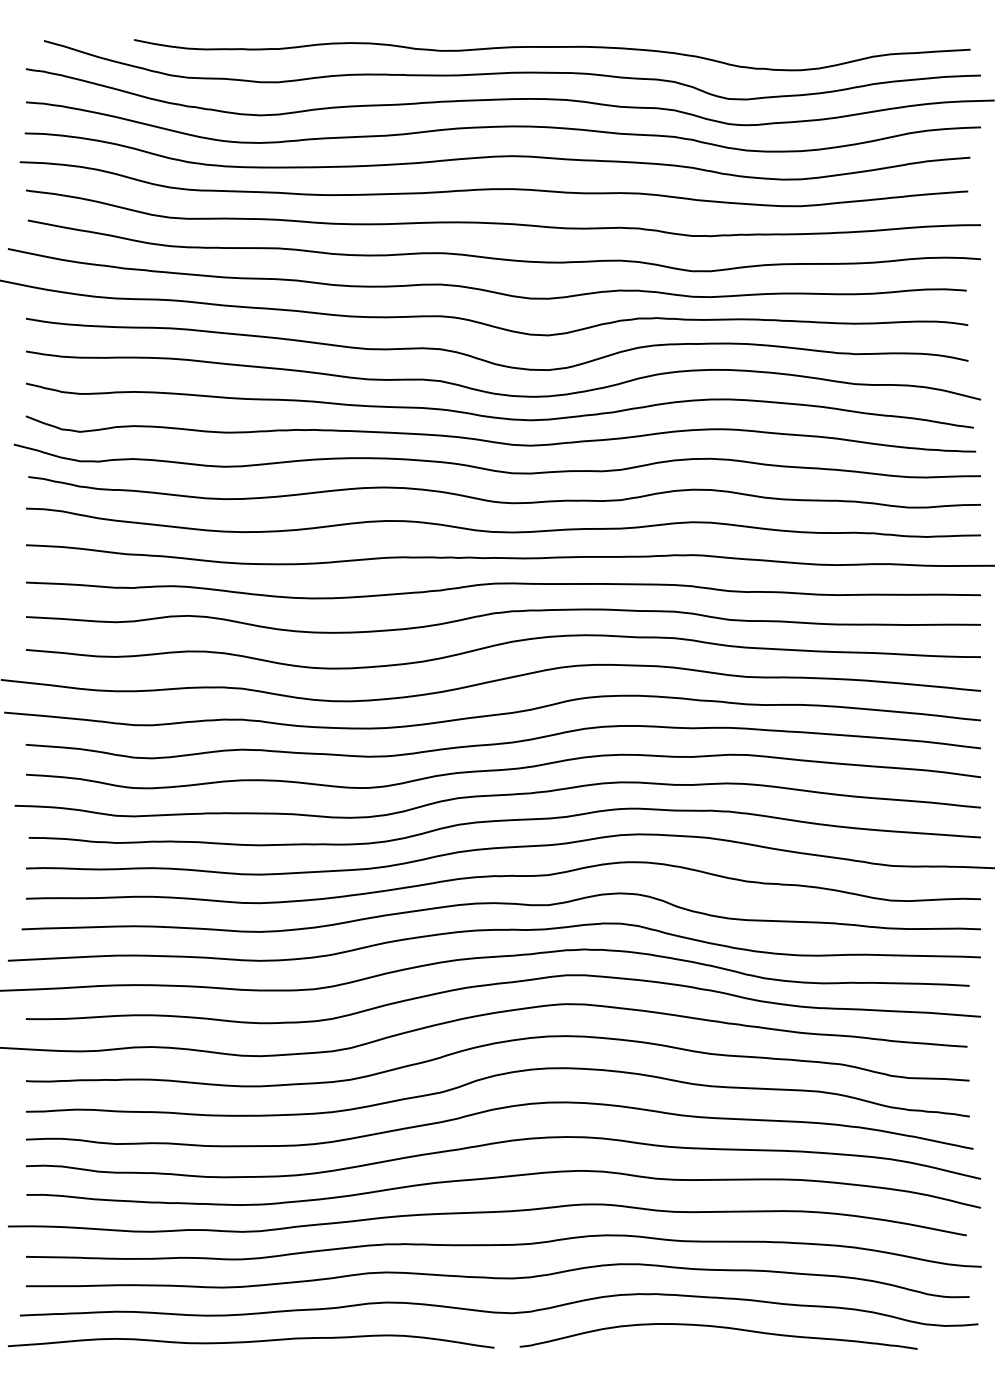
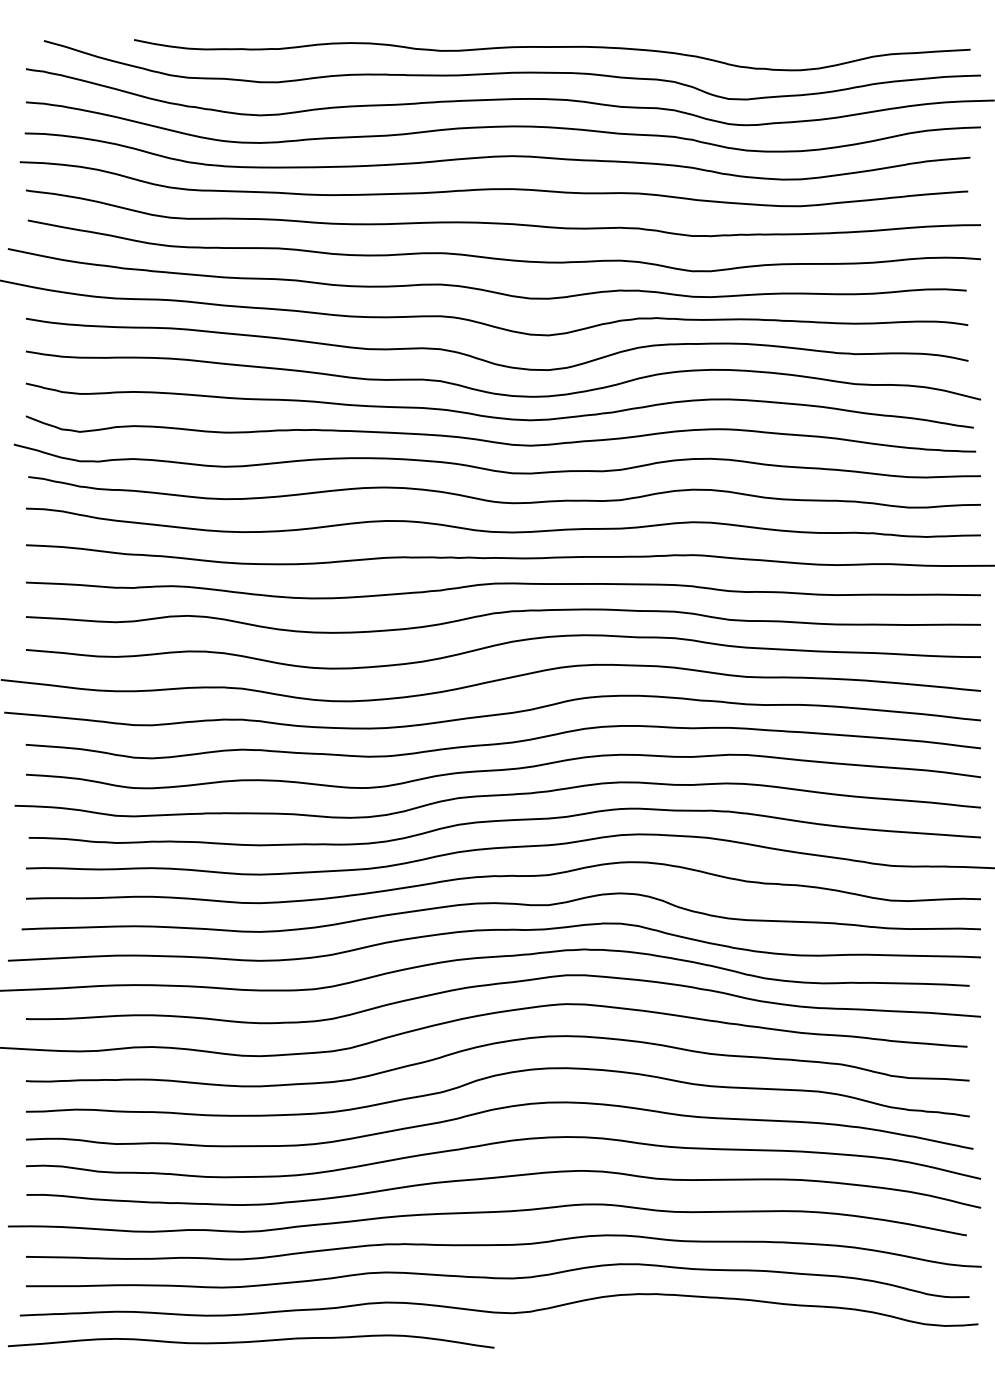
curve: present -> none (721, 1328)
